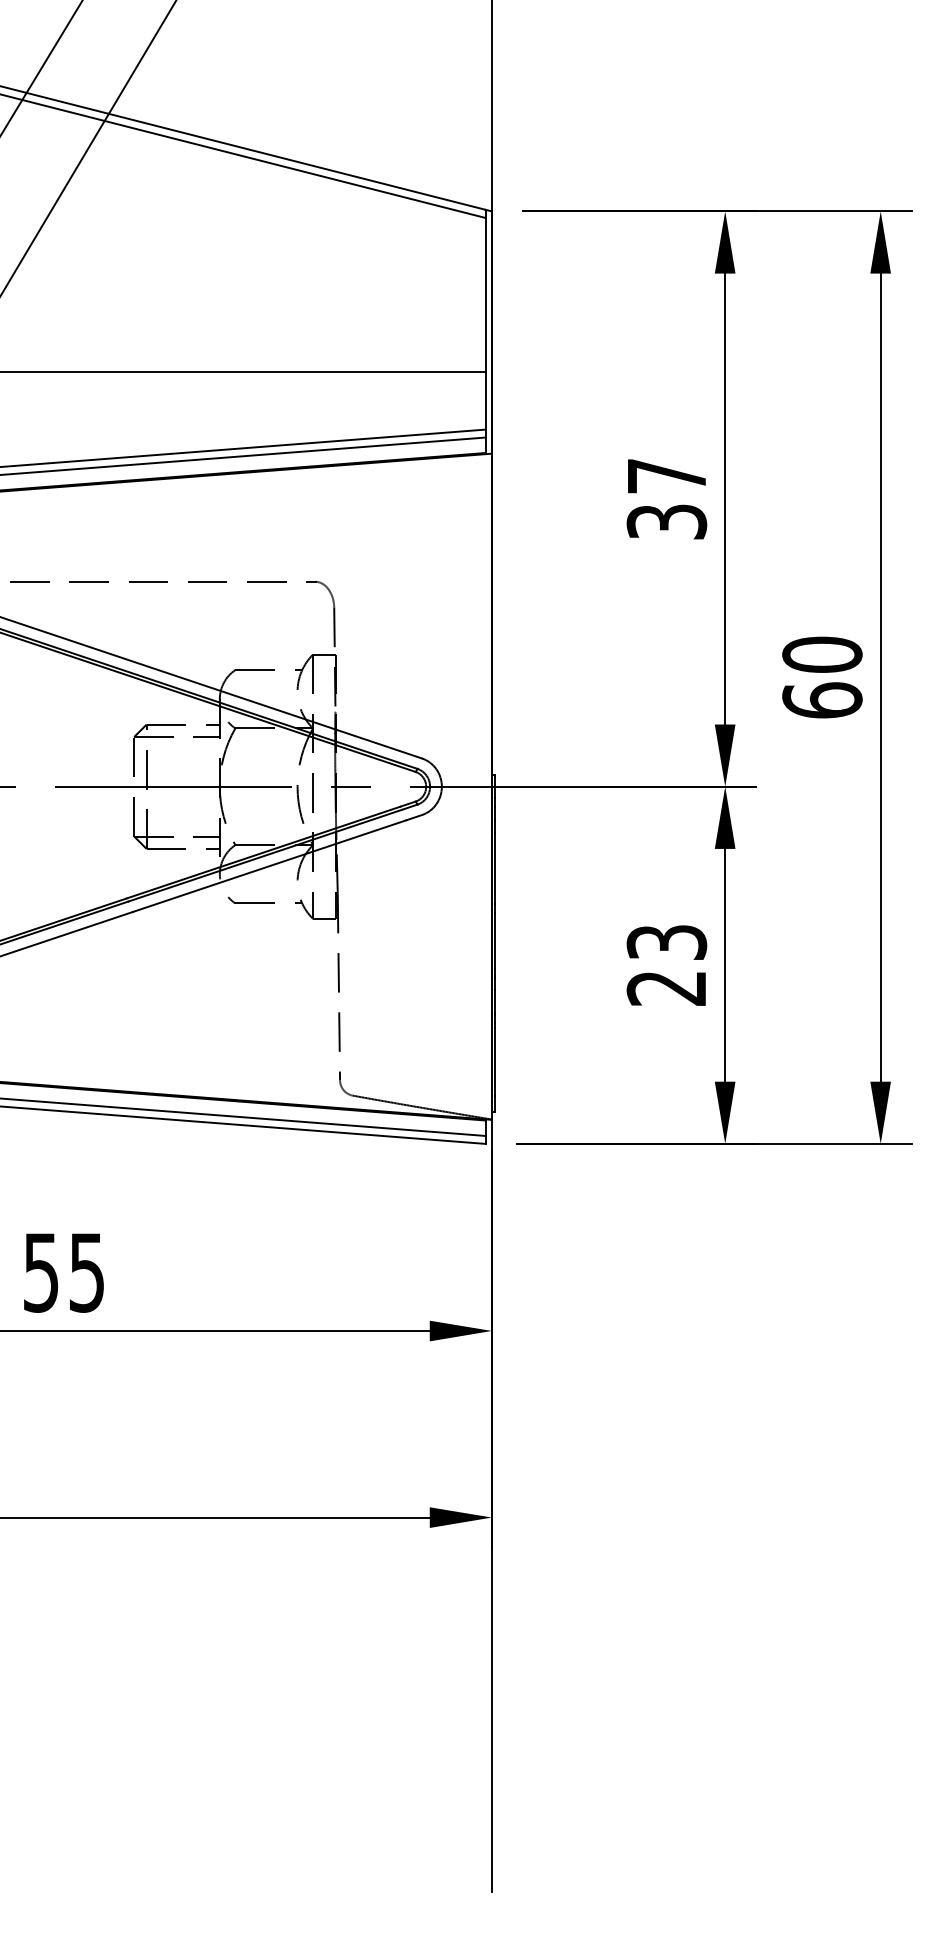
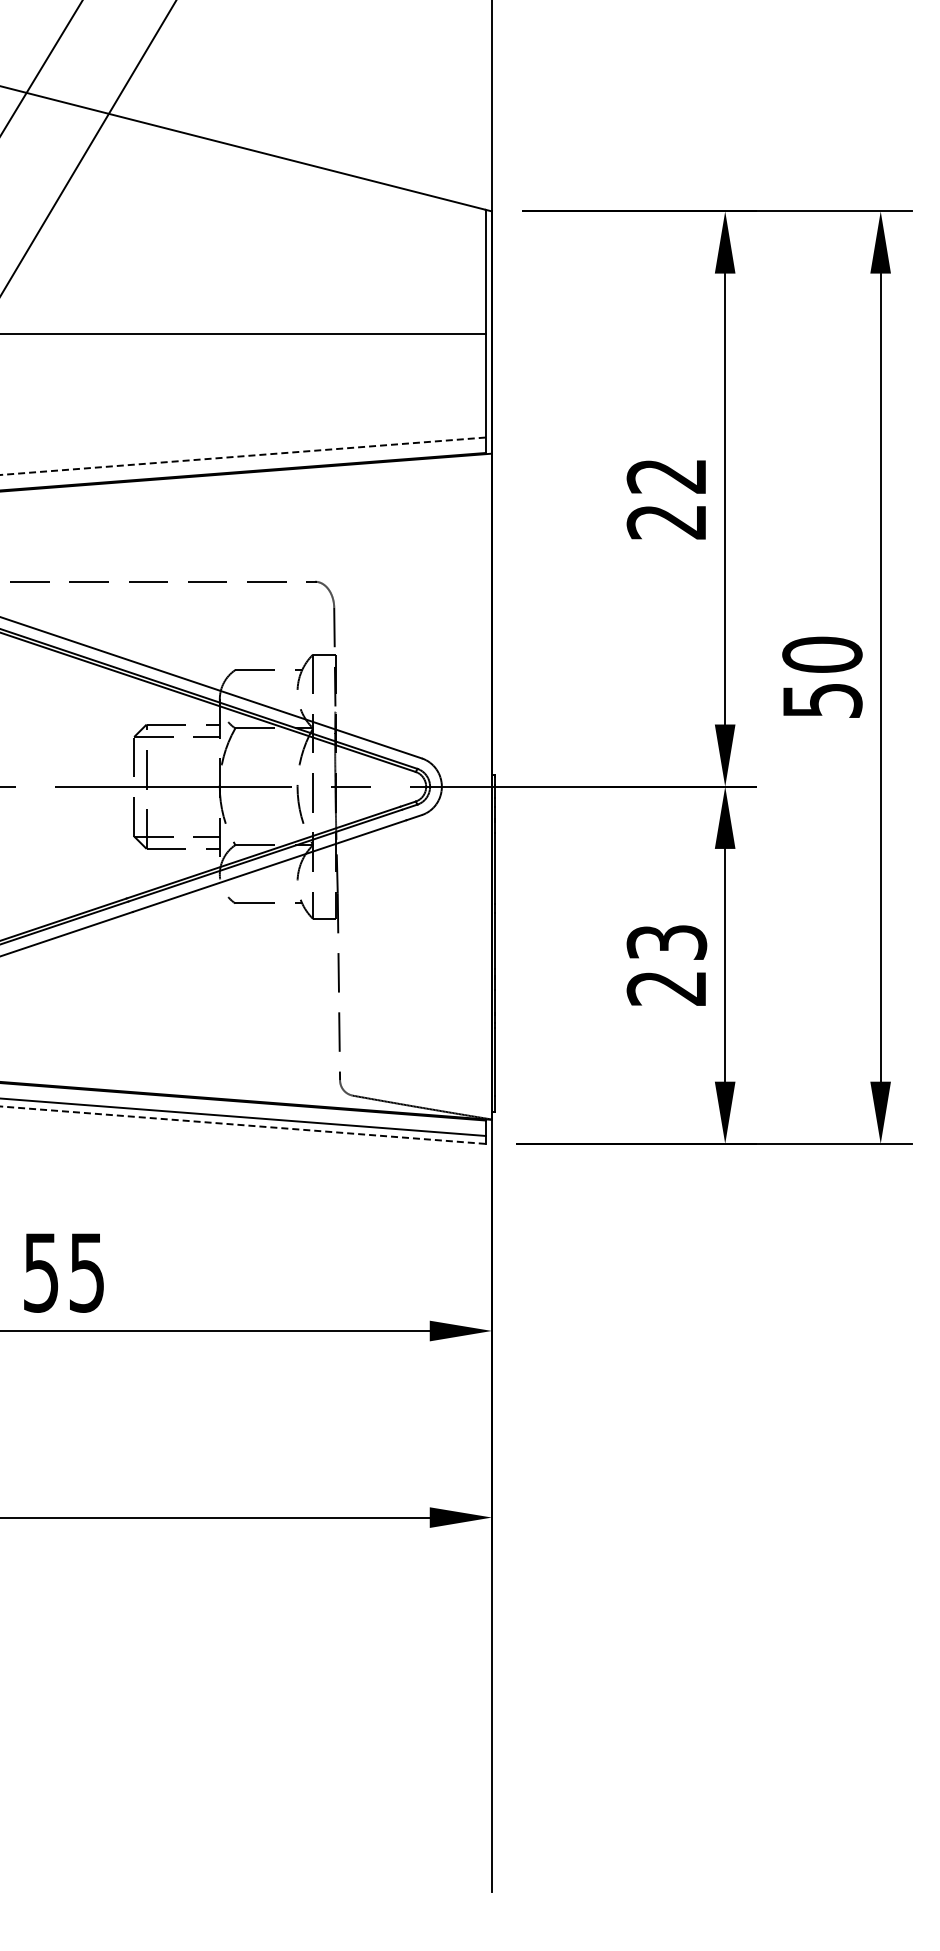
line: present -> none (243, 156)
line position: (243, 371) -> (243, 333) (243, 333)
line: present -> none (243, 447)
line: solid -> dashed (242, 456)
text: 37 -> 22 (666, 499)
text: 60 -> 50 (822, 700)
line: solid -> dashed (243, 1125)
